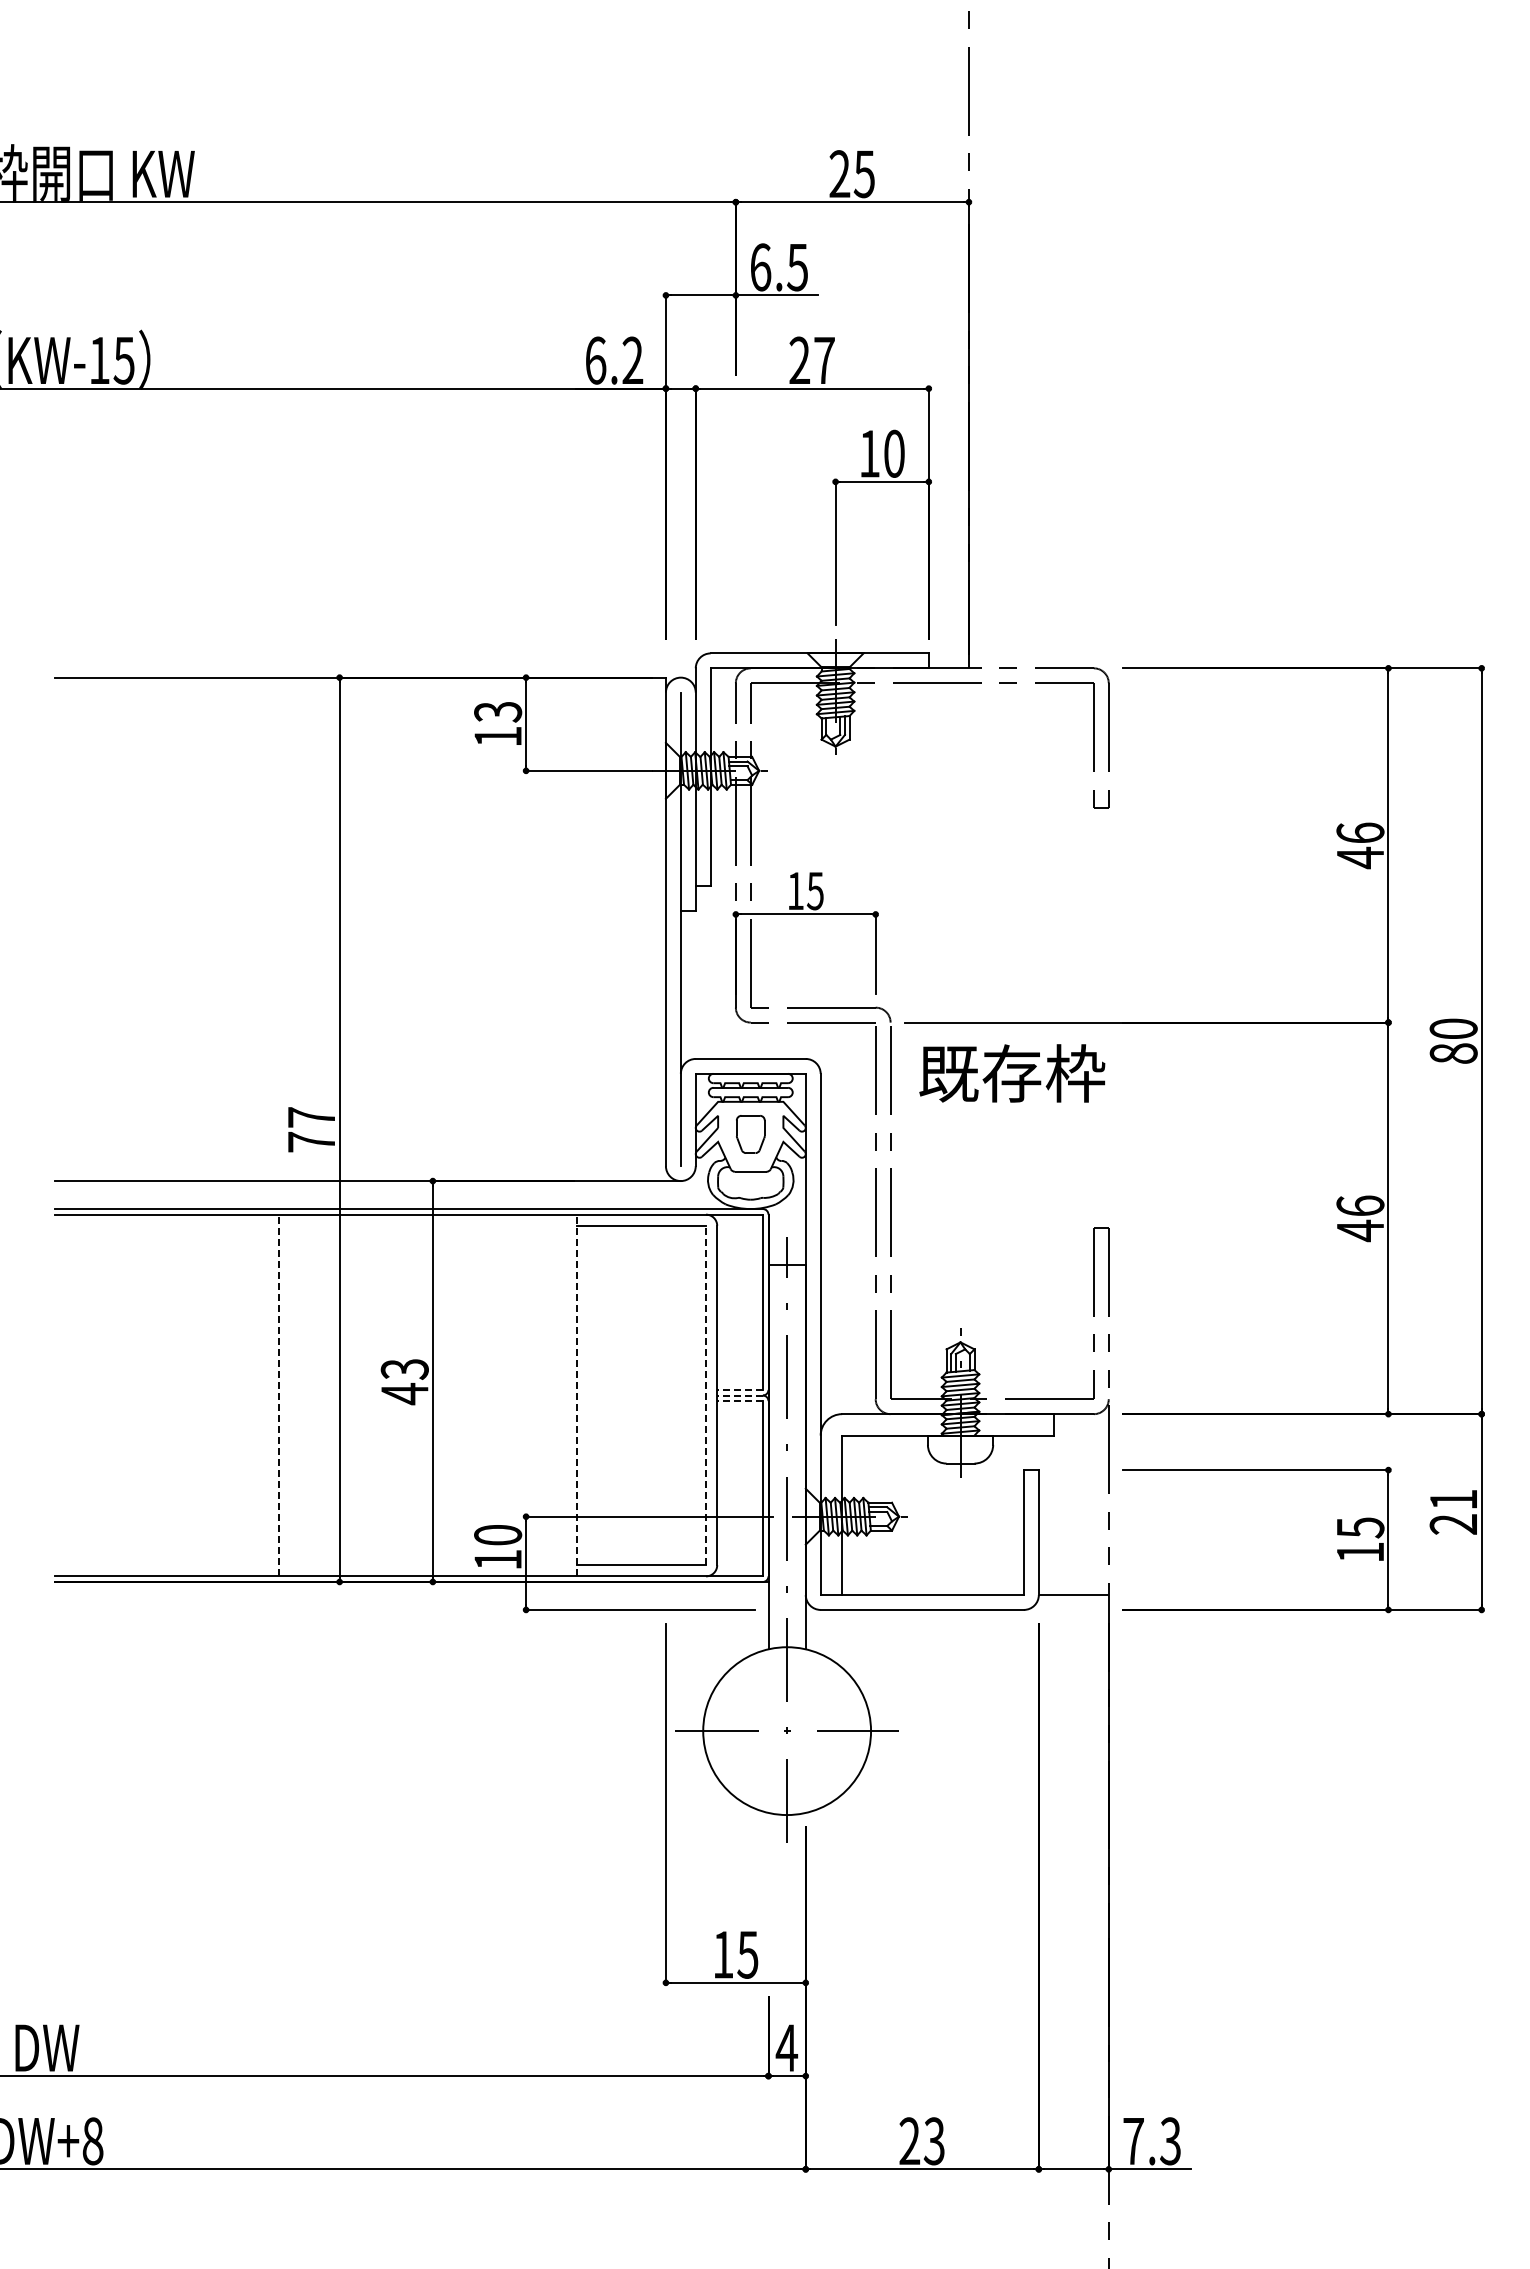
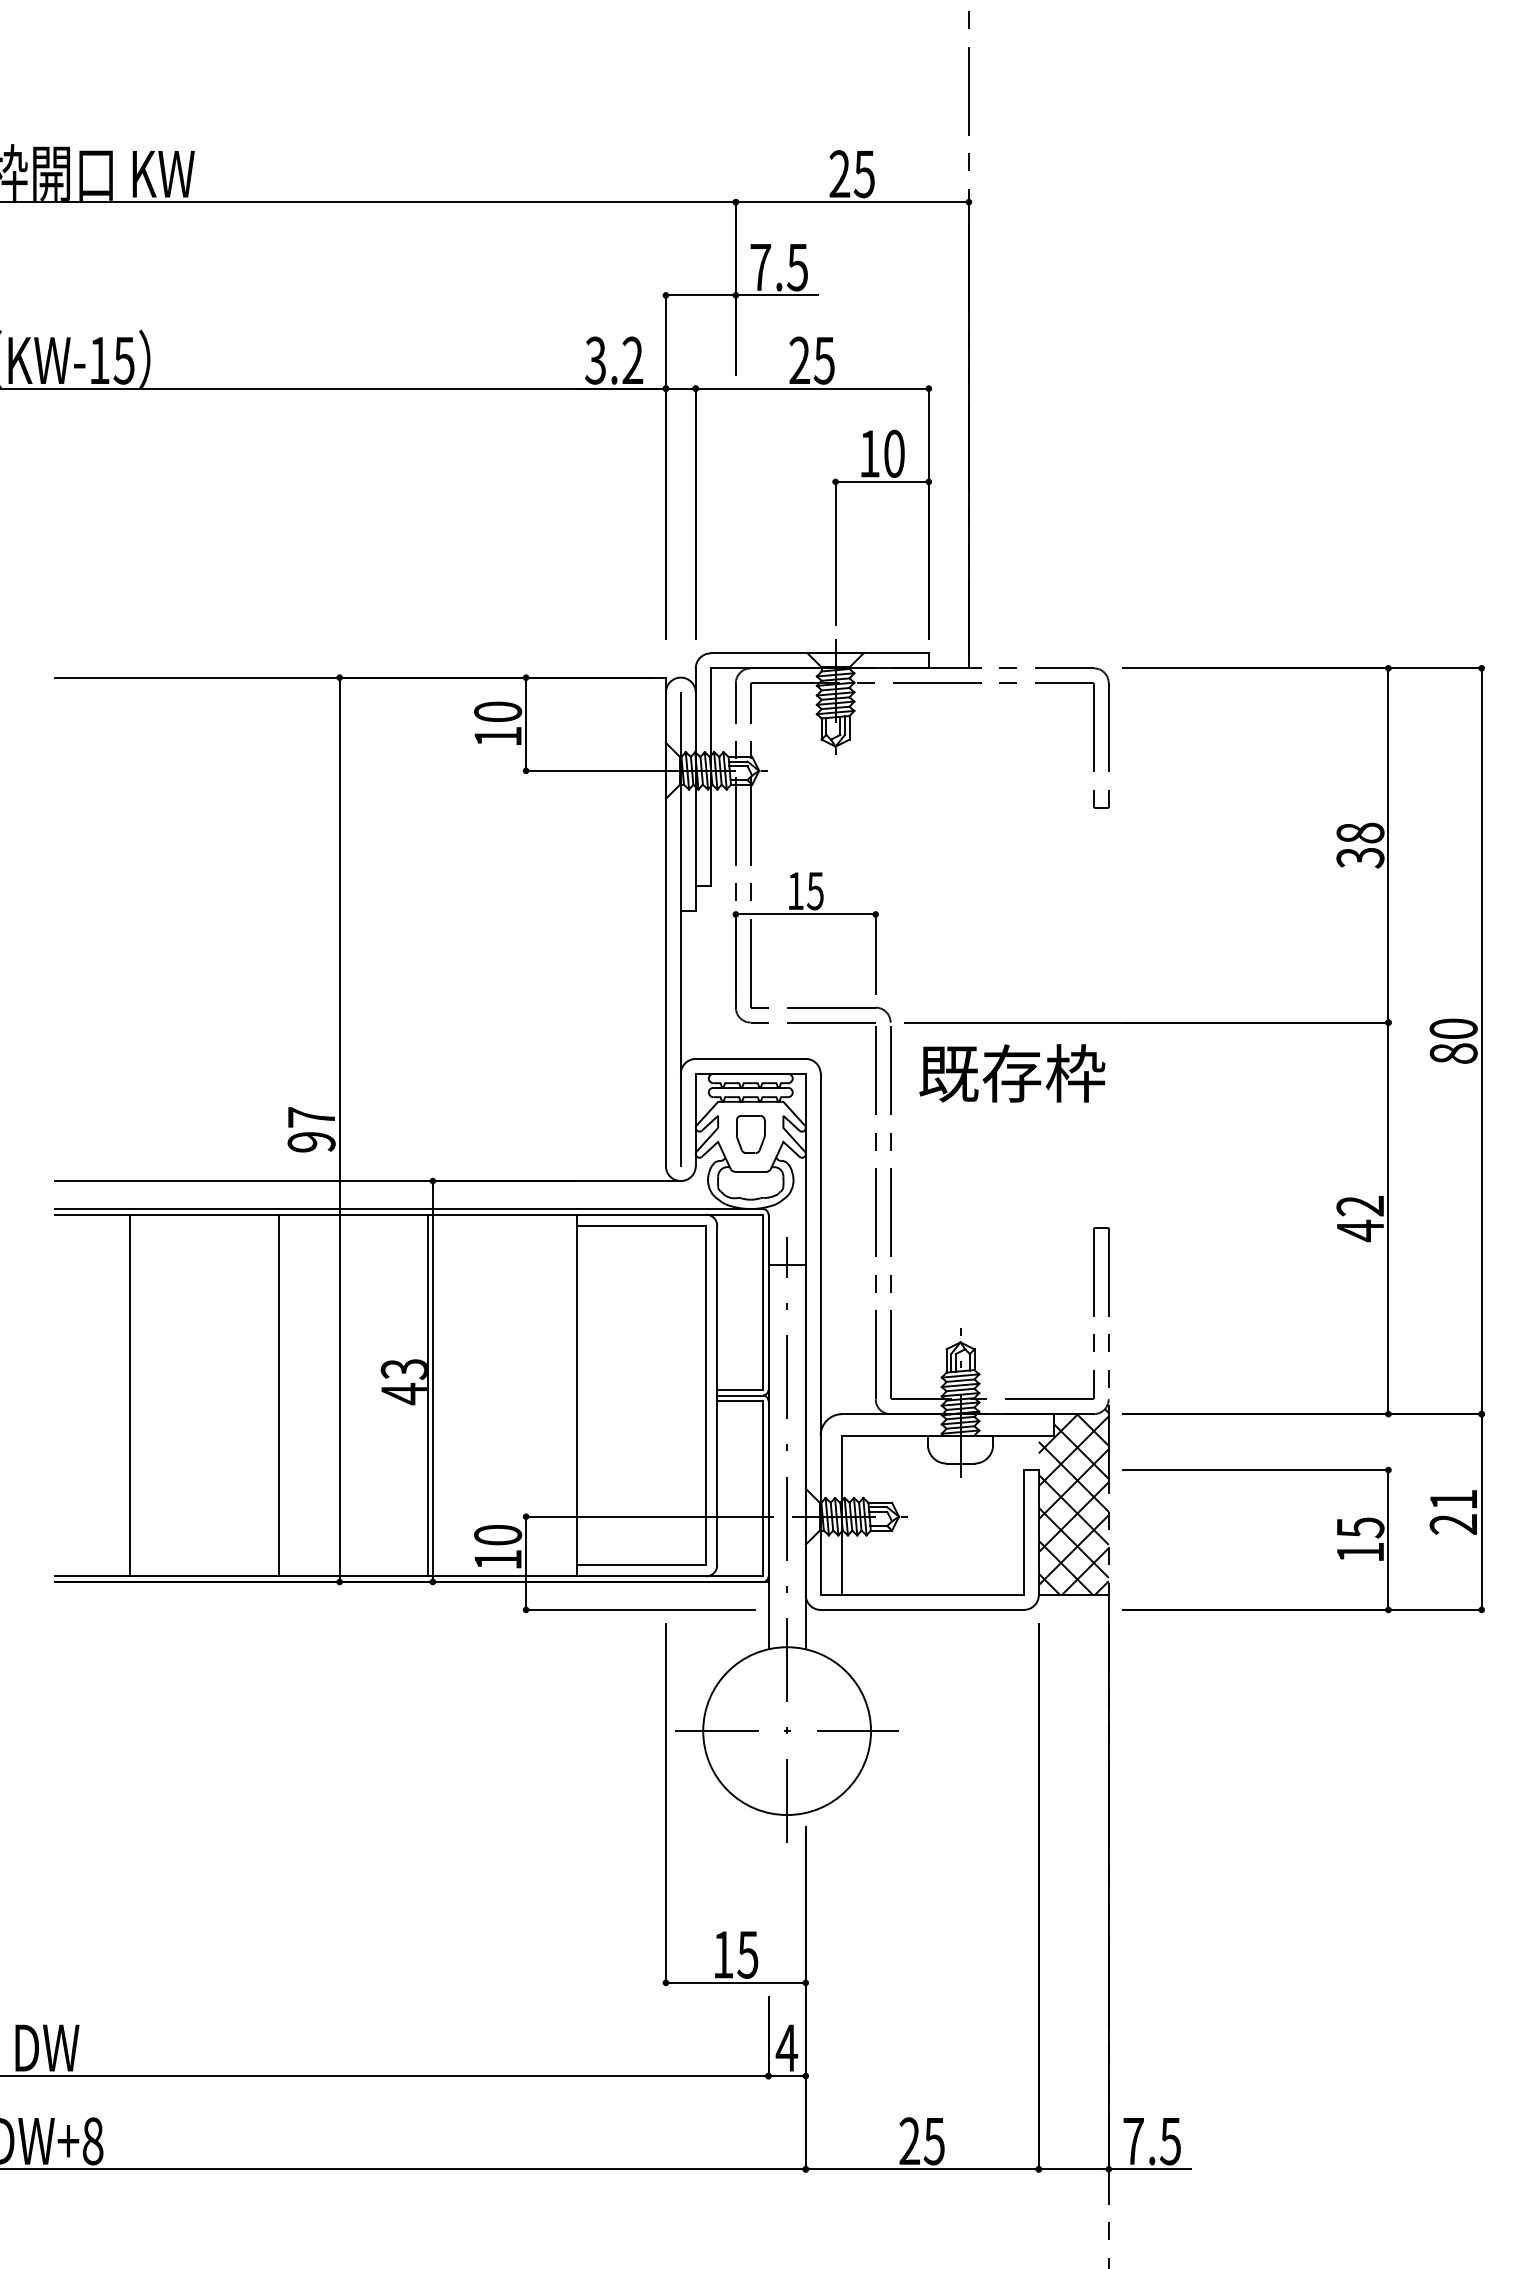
text: 6.5 -> 7.5 (760, 267)
text: 6.2 -> 3.2 (595, 360)
text: 27 -> 25 (823, 360)
text: 13 -> 10 (498, 711)
text: 46 -> 38 (1360, 845)
text: 77 -> 97 (311, 1141)
text: 46 -> 42 (1360, 1205)
line: dashed -> solid (740, 1389)
line: none -> present (129, 1395)
line: dashed -> solid (279, 1395)
line: none -> present (428, 1395)
line: dashed -> solid (577, 1395)
line: dashed -> solid (706, 1395)
line: dashed -> solid (740, 1395)
line: dashed -> solid (740, 1401)
hatch: none -> present (1073, 1502)
text: 23 -> 25 (933, 2140)
text: 7.3 -> 7.5 (1170, 2140)
